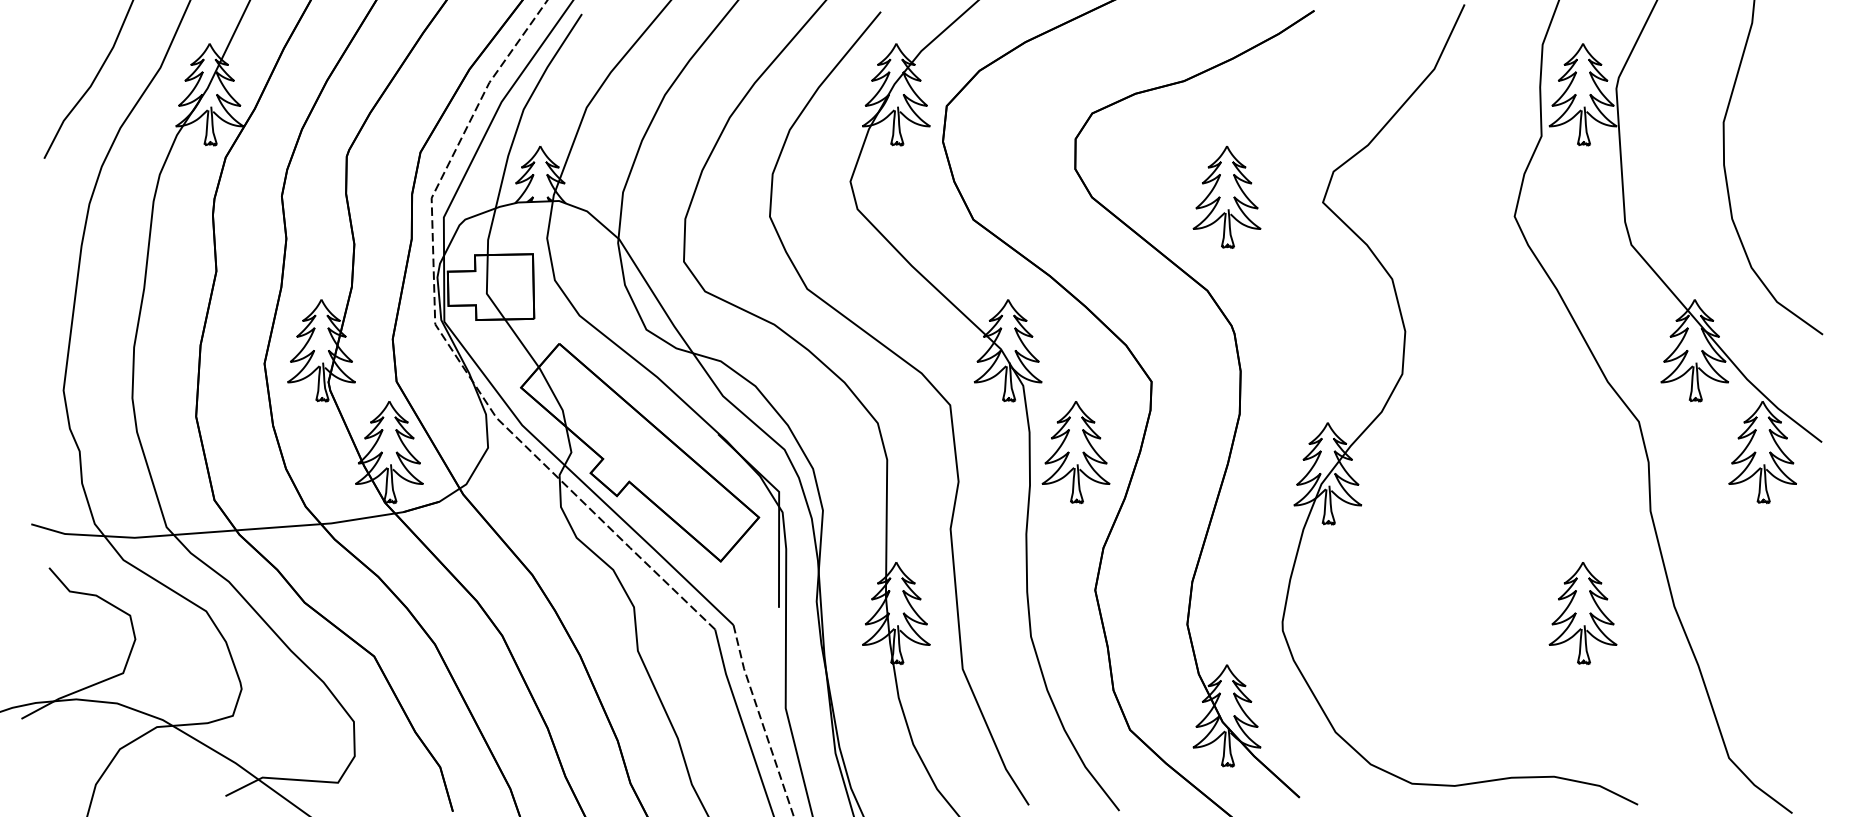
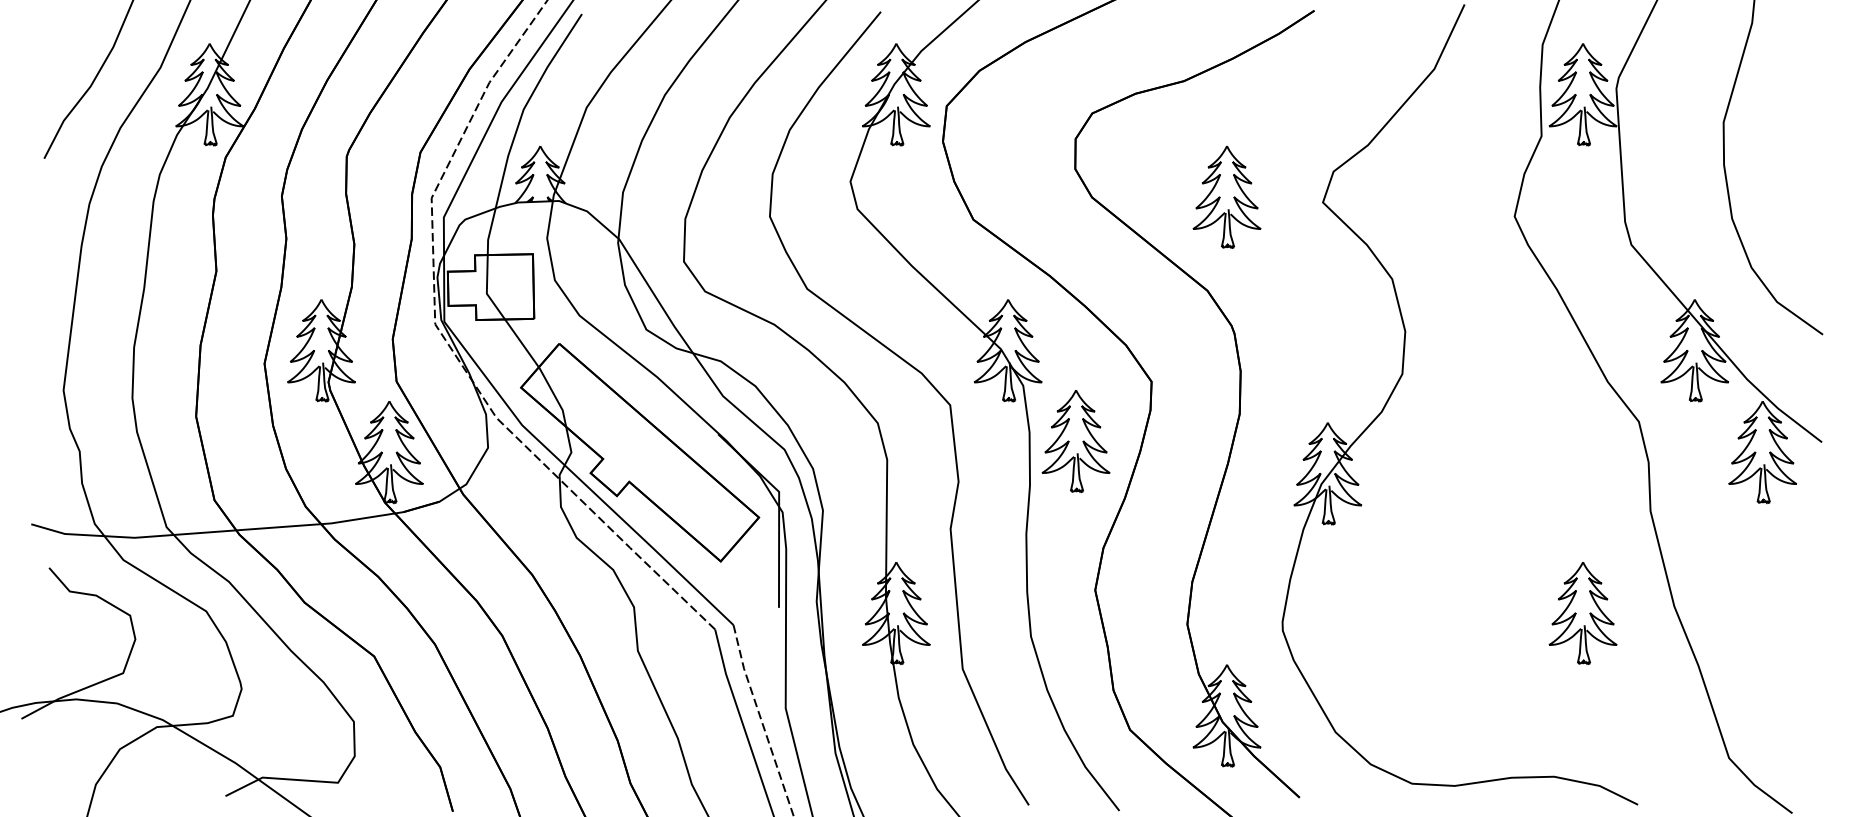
part position: (1075, 452) -> (1075, 441) (1075, 441)
